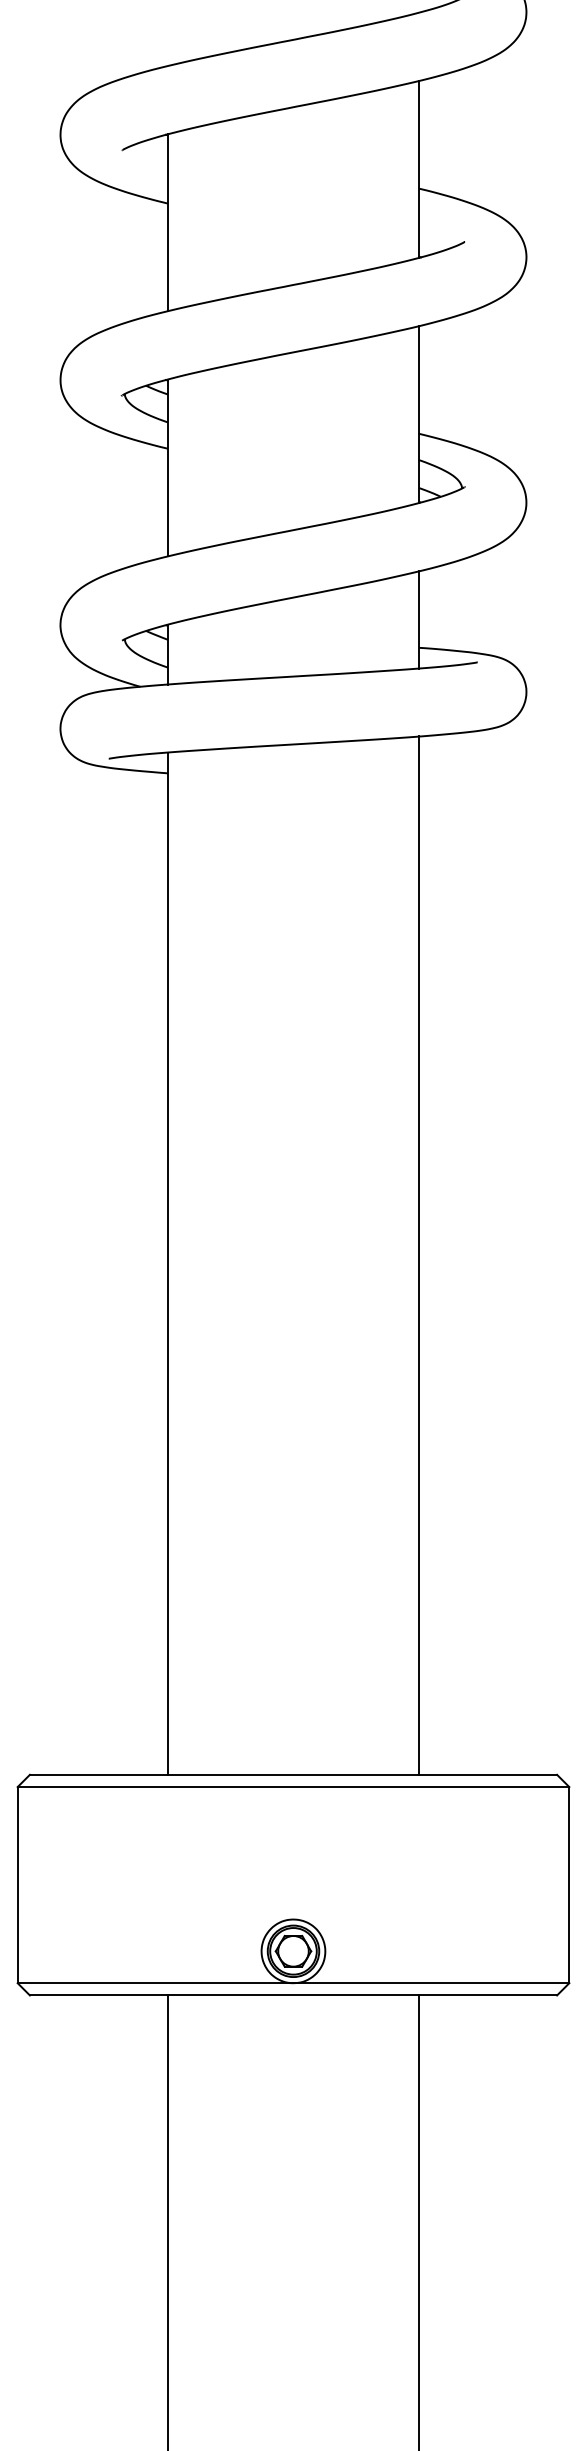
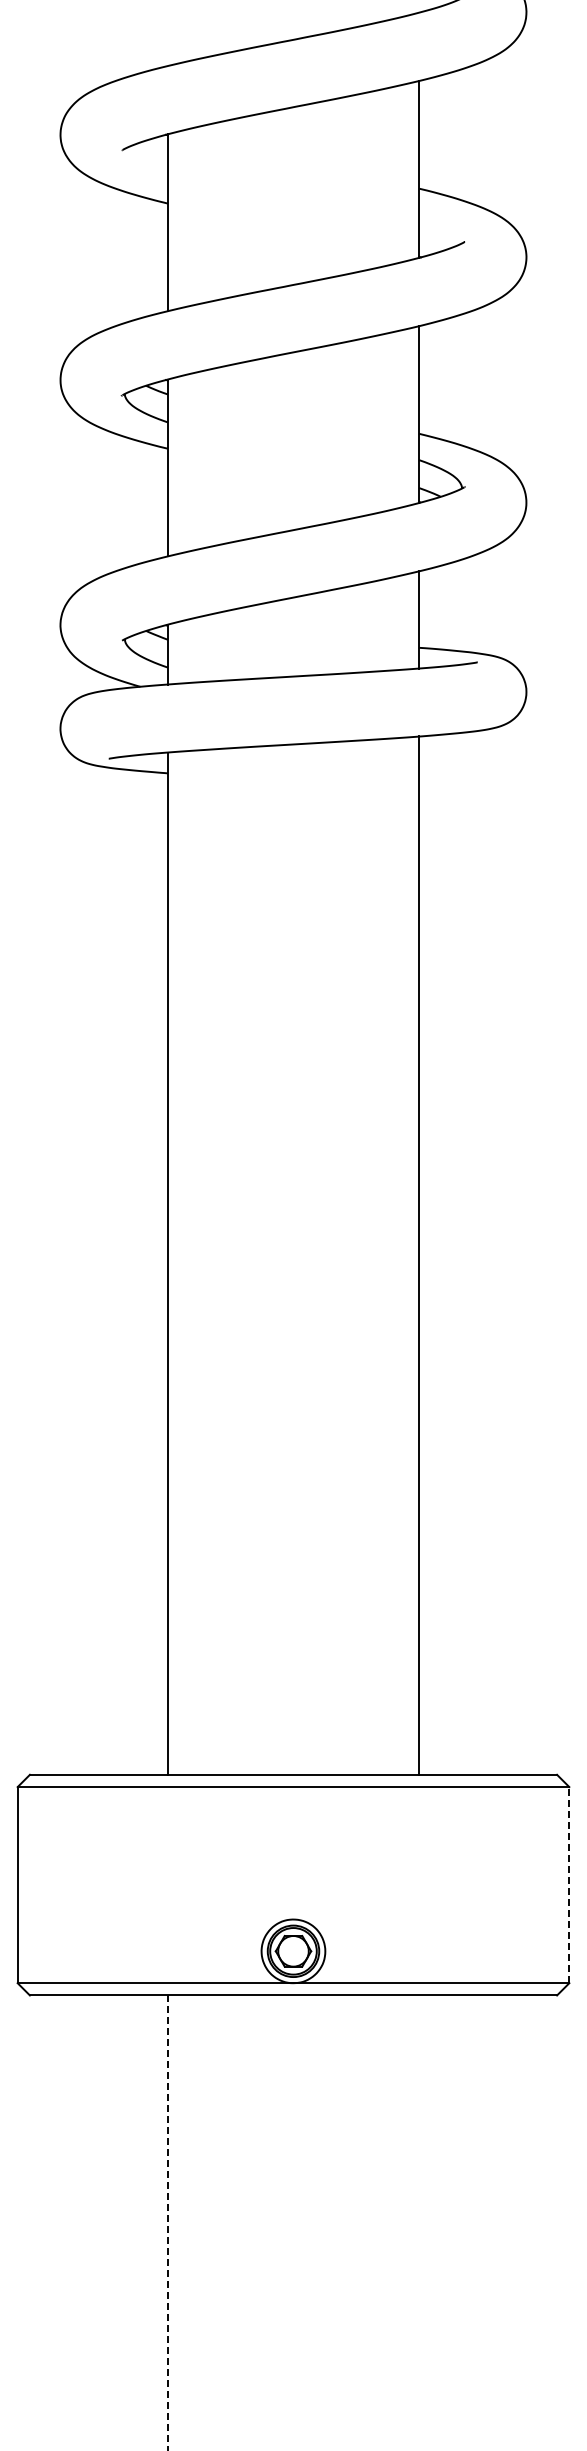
line: solid -> dashed (569, 1884)
line: present -> none (419, 2221)
line: solid -> dashed (167, 2223)
